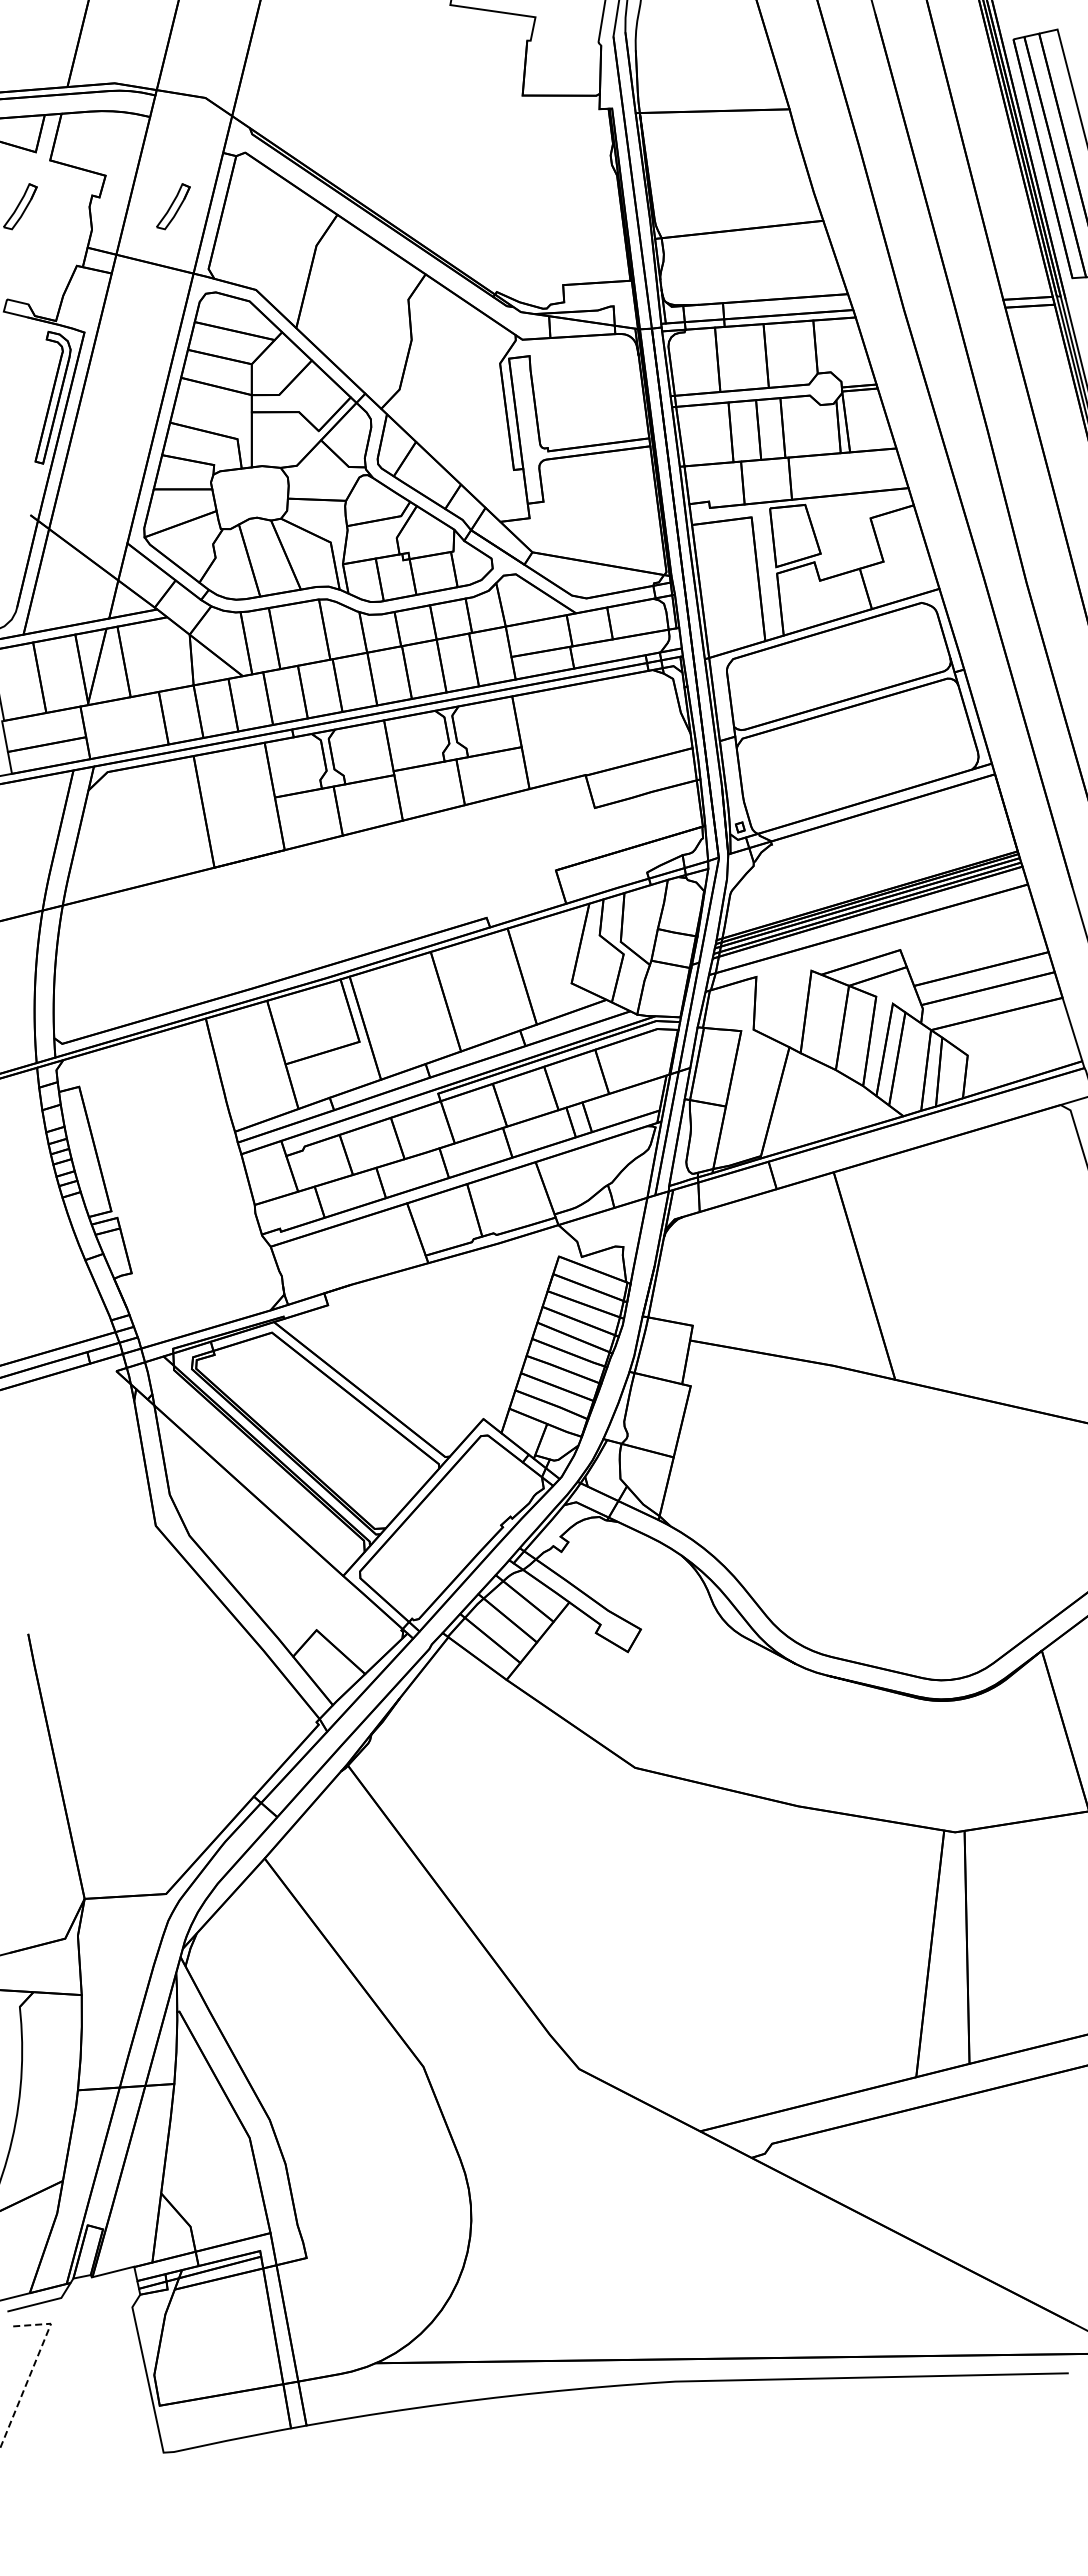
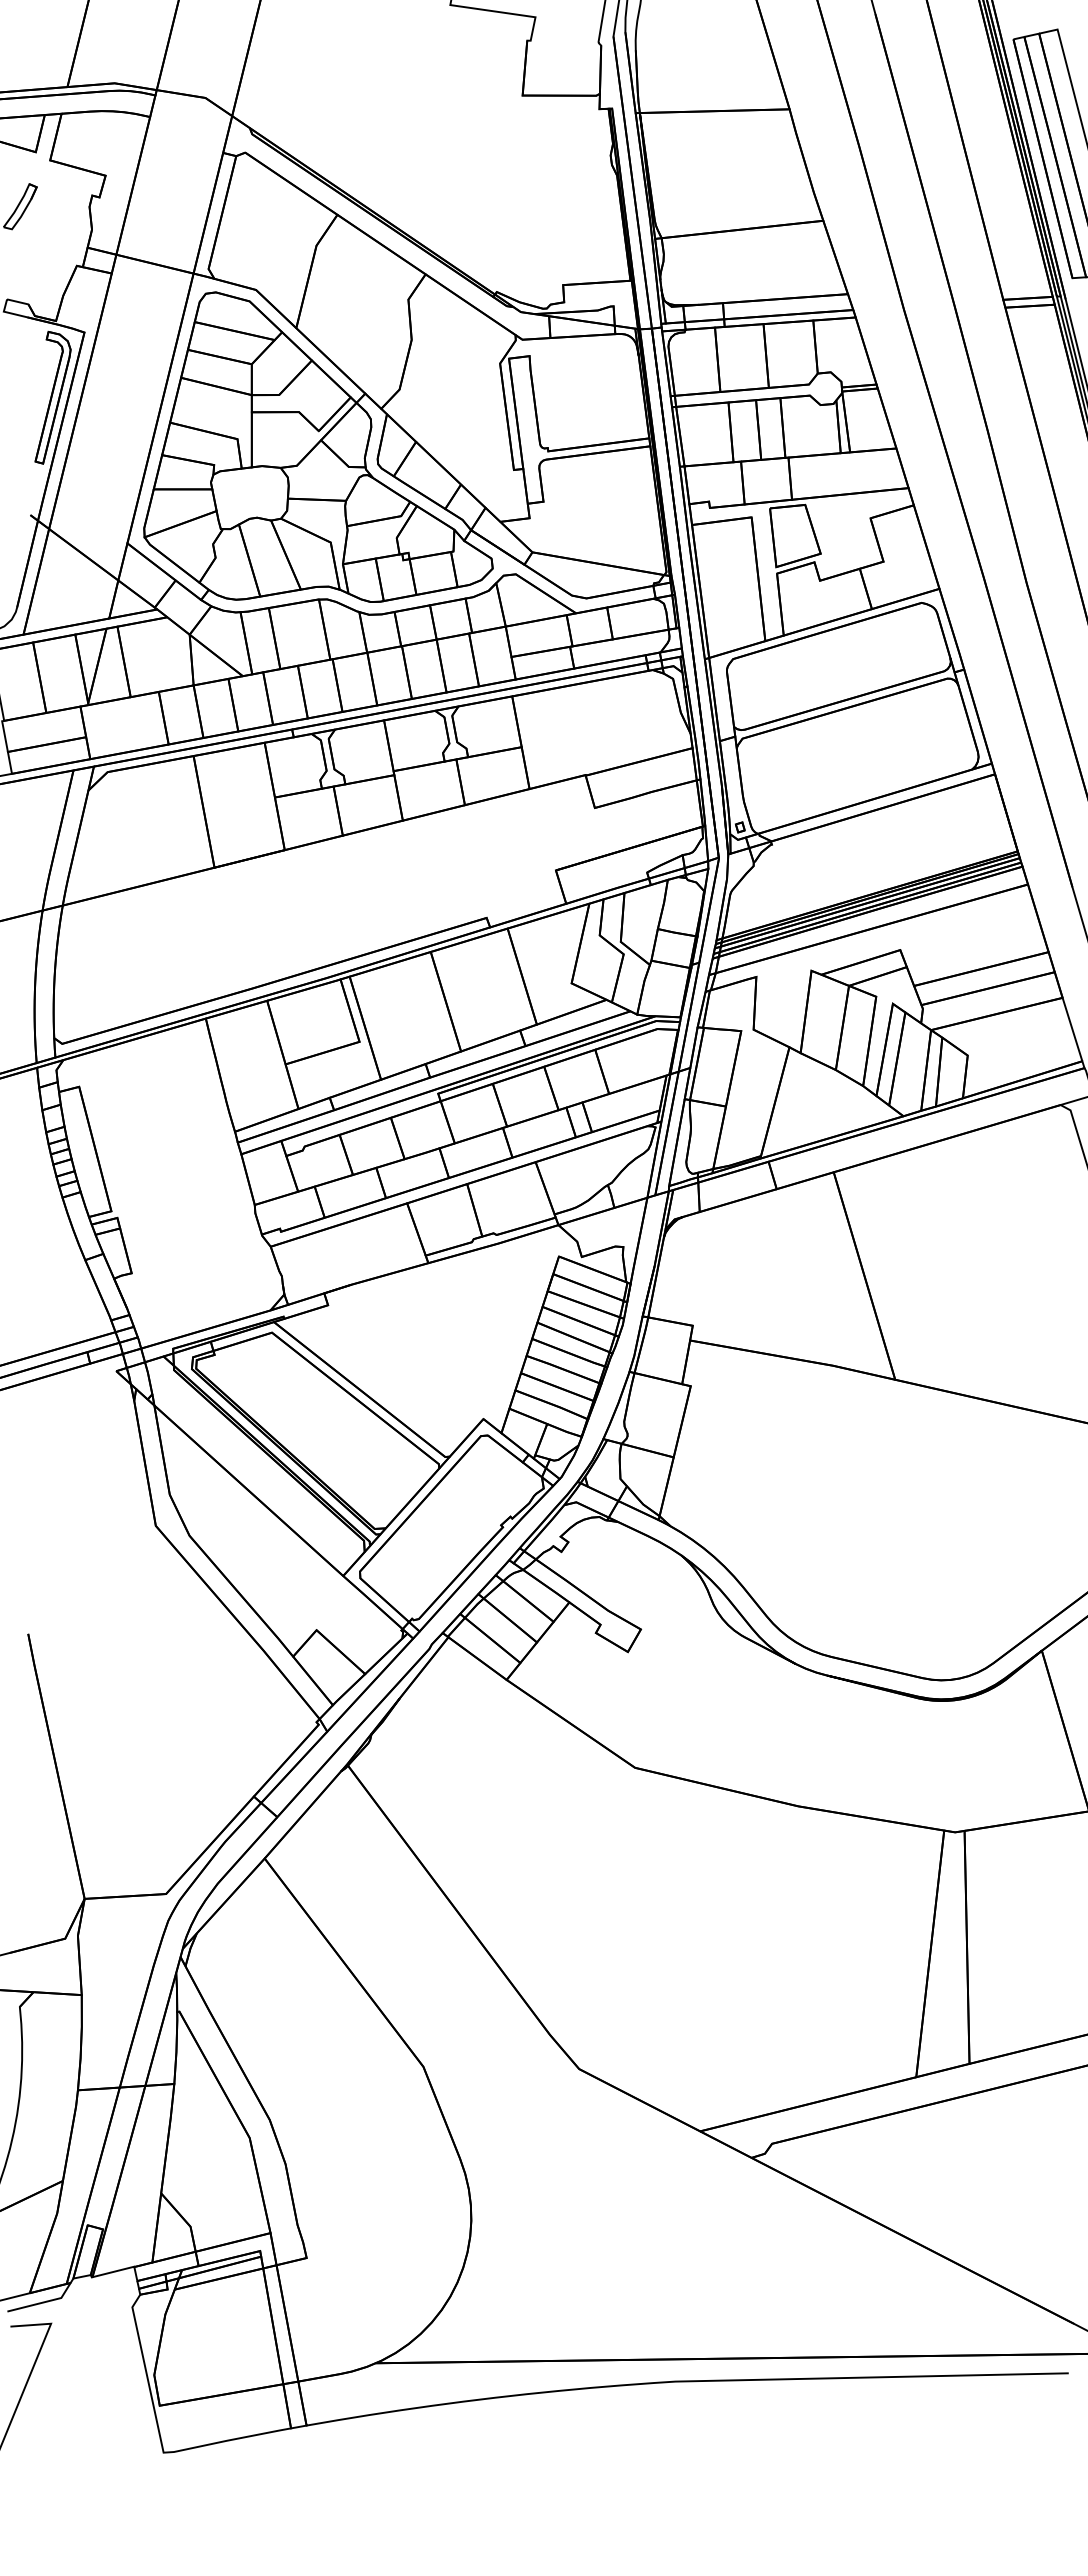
part: present -> none (173, 206)
line: dashed -> solid (33, 2366)
